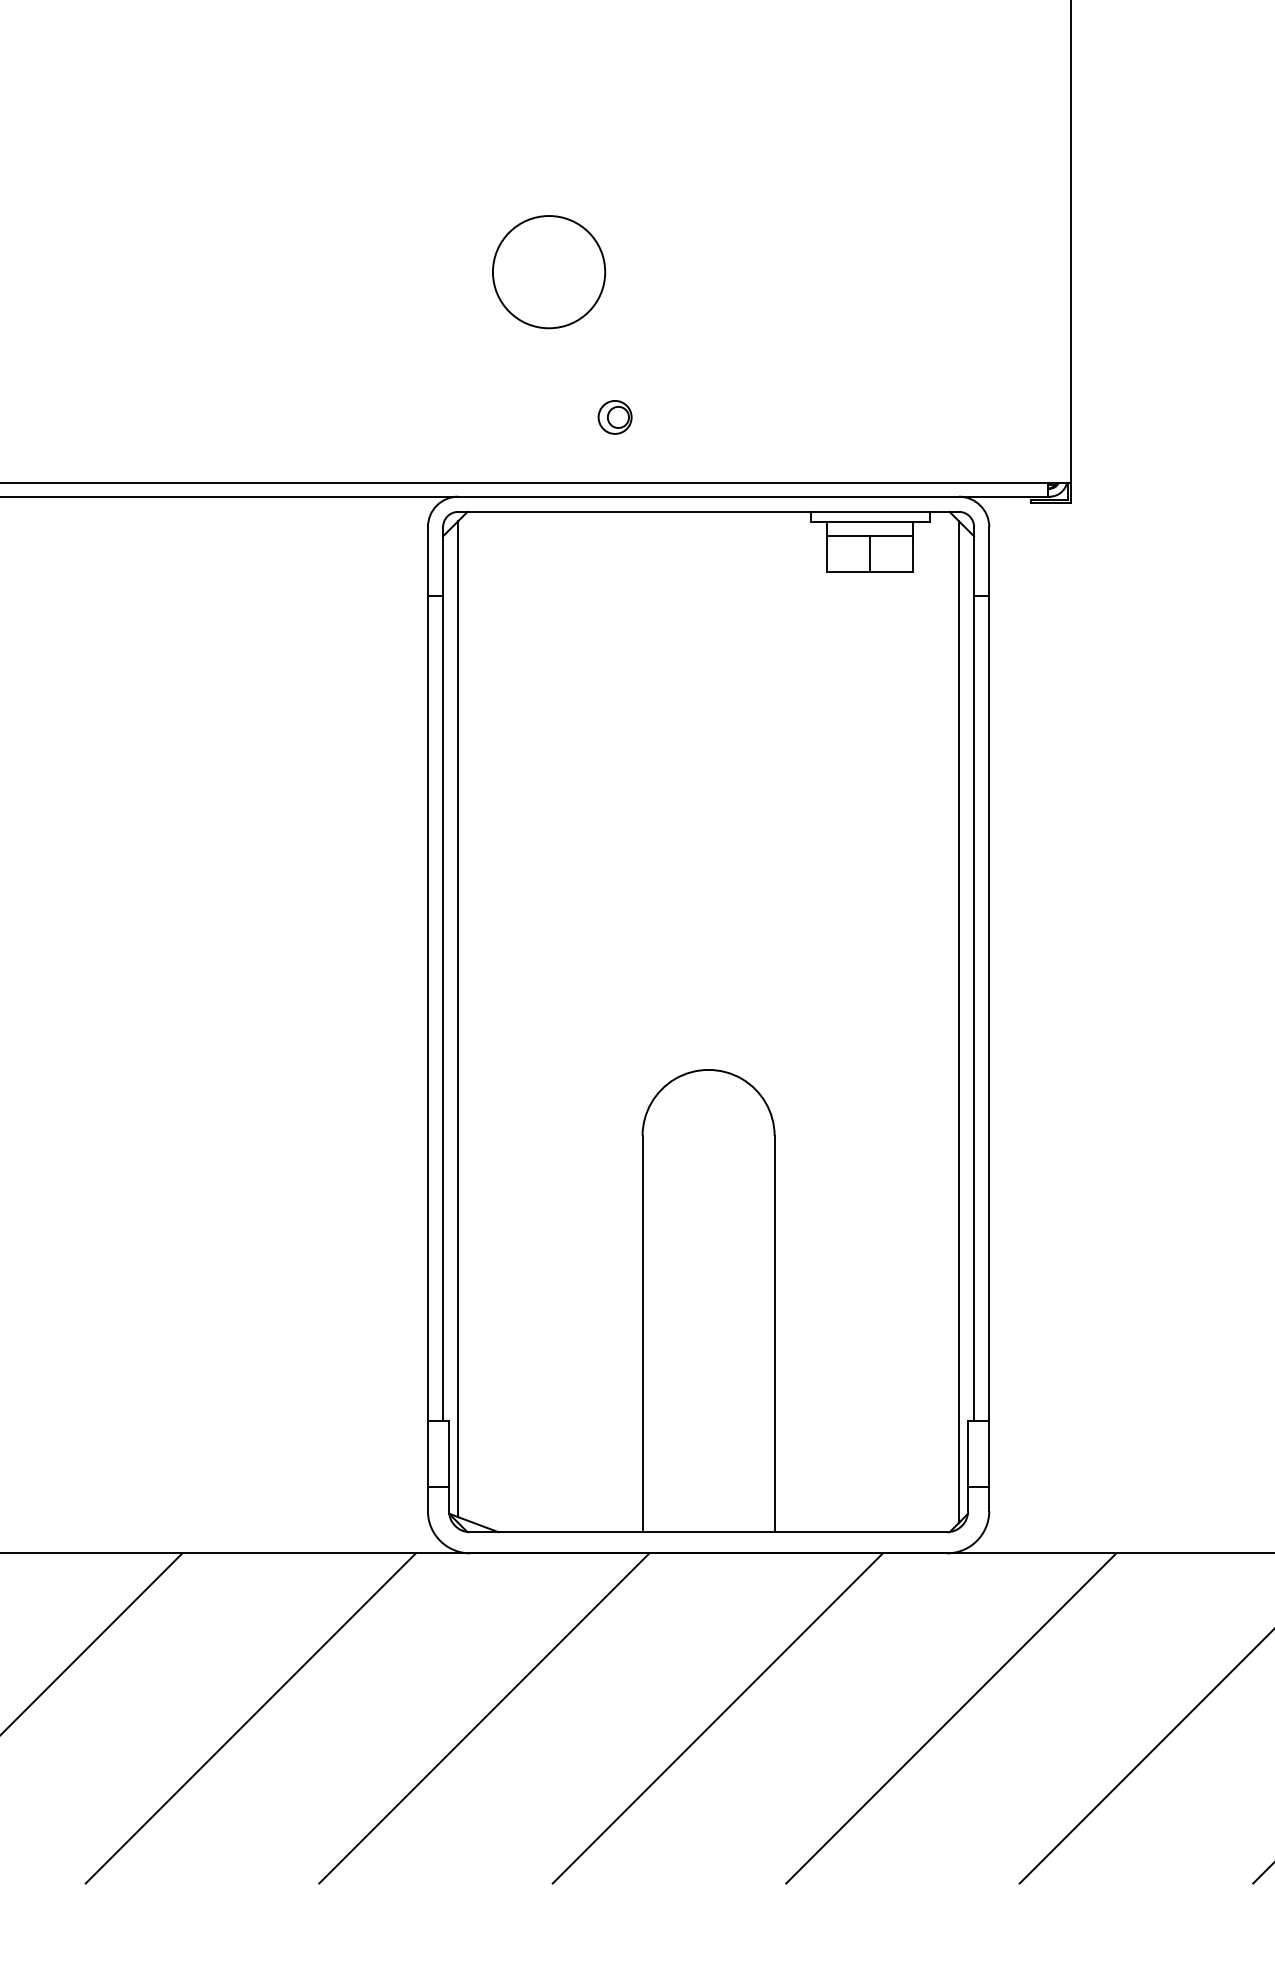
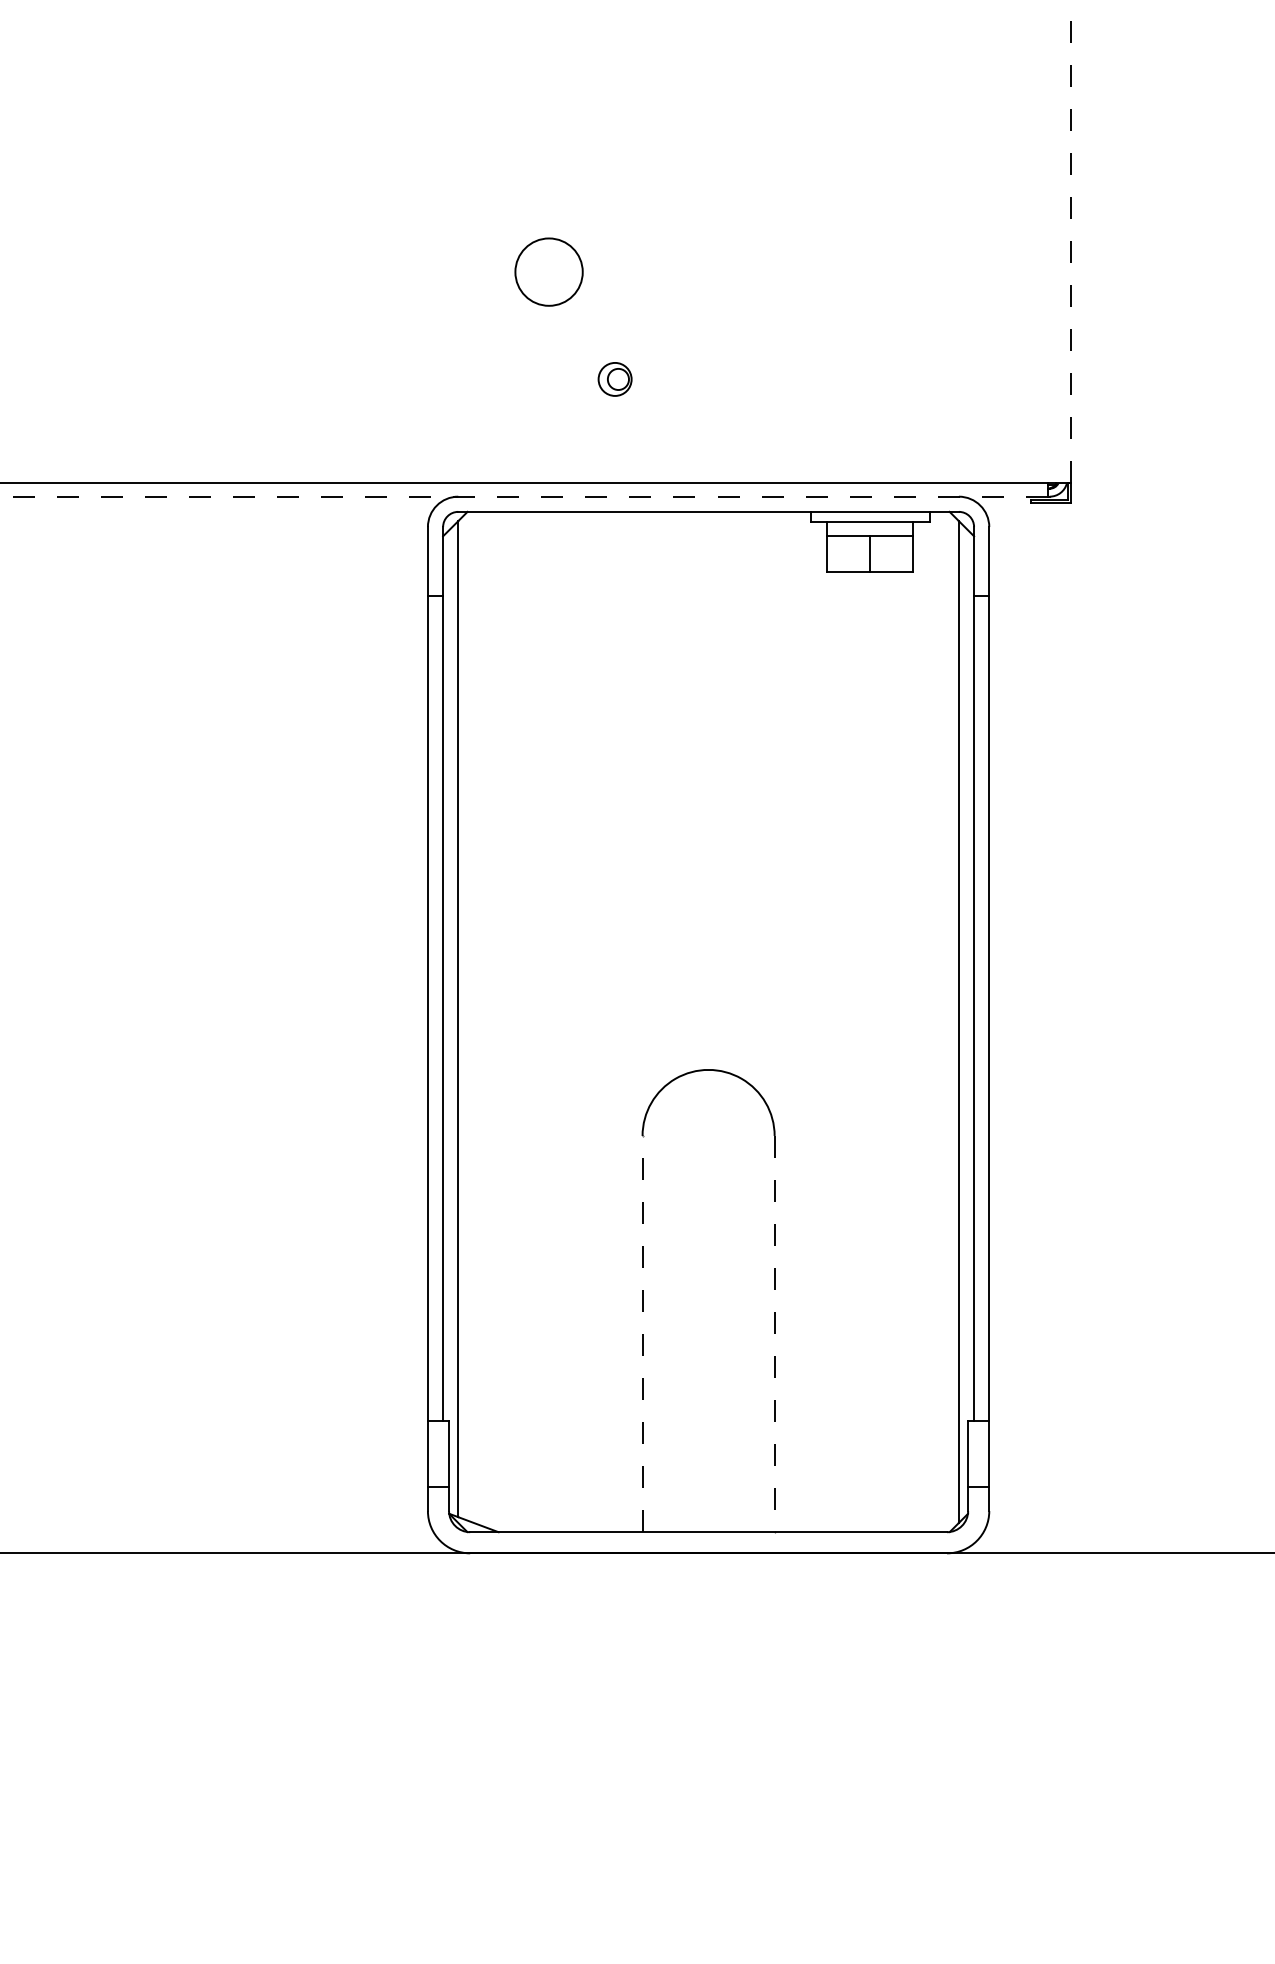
line: solid -> dashed (1070, 241)
circle diameter: 112 px -> 67 px (548, 271)
part position: (614, 417) -> (614, 379) (614, 379)
line: solid -> dashed (523, 496)
line: solid -> dashed (642, 1333)
line: solid -> dashed (774, 1334)
line: present -> none (92, 1643)
line: present -> none (250, 1718)
line: present -> none (484, 1718)
line: present -> none (717, 1718)
line: present -> none (951, 1718)
line: present -> none (1145, 1757)
line: present -> none (1262, 1874)
